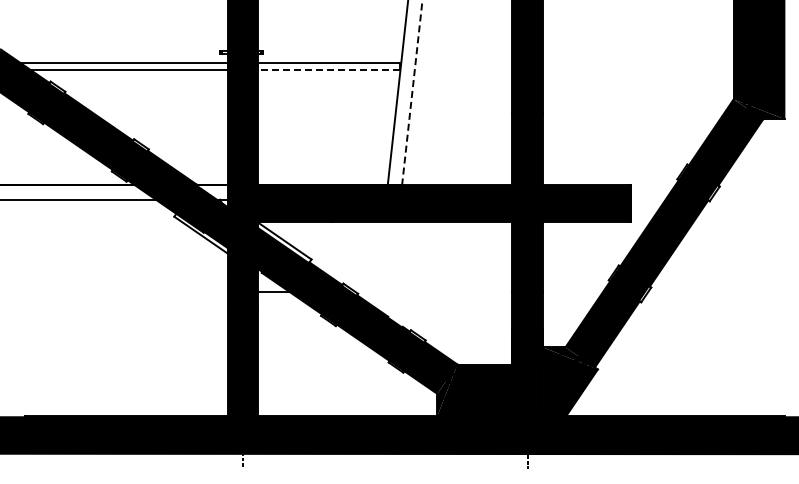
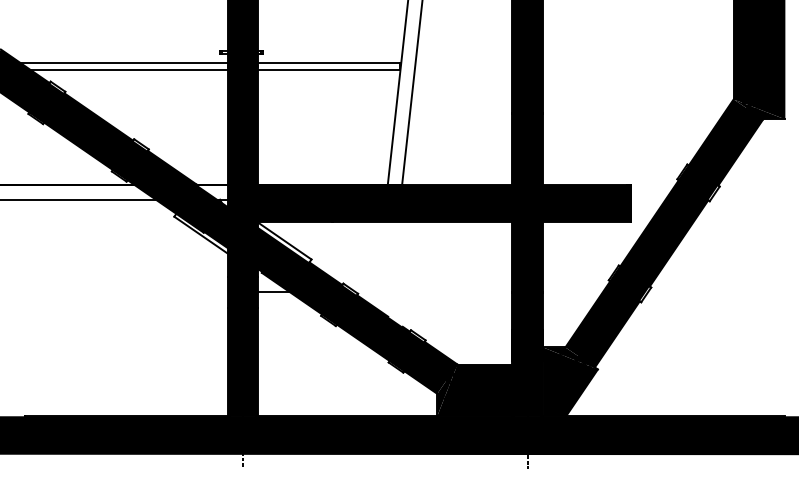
line: dashed -> solid (324, 69)
line: dashed -> solid (412, 93)
